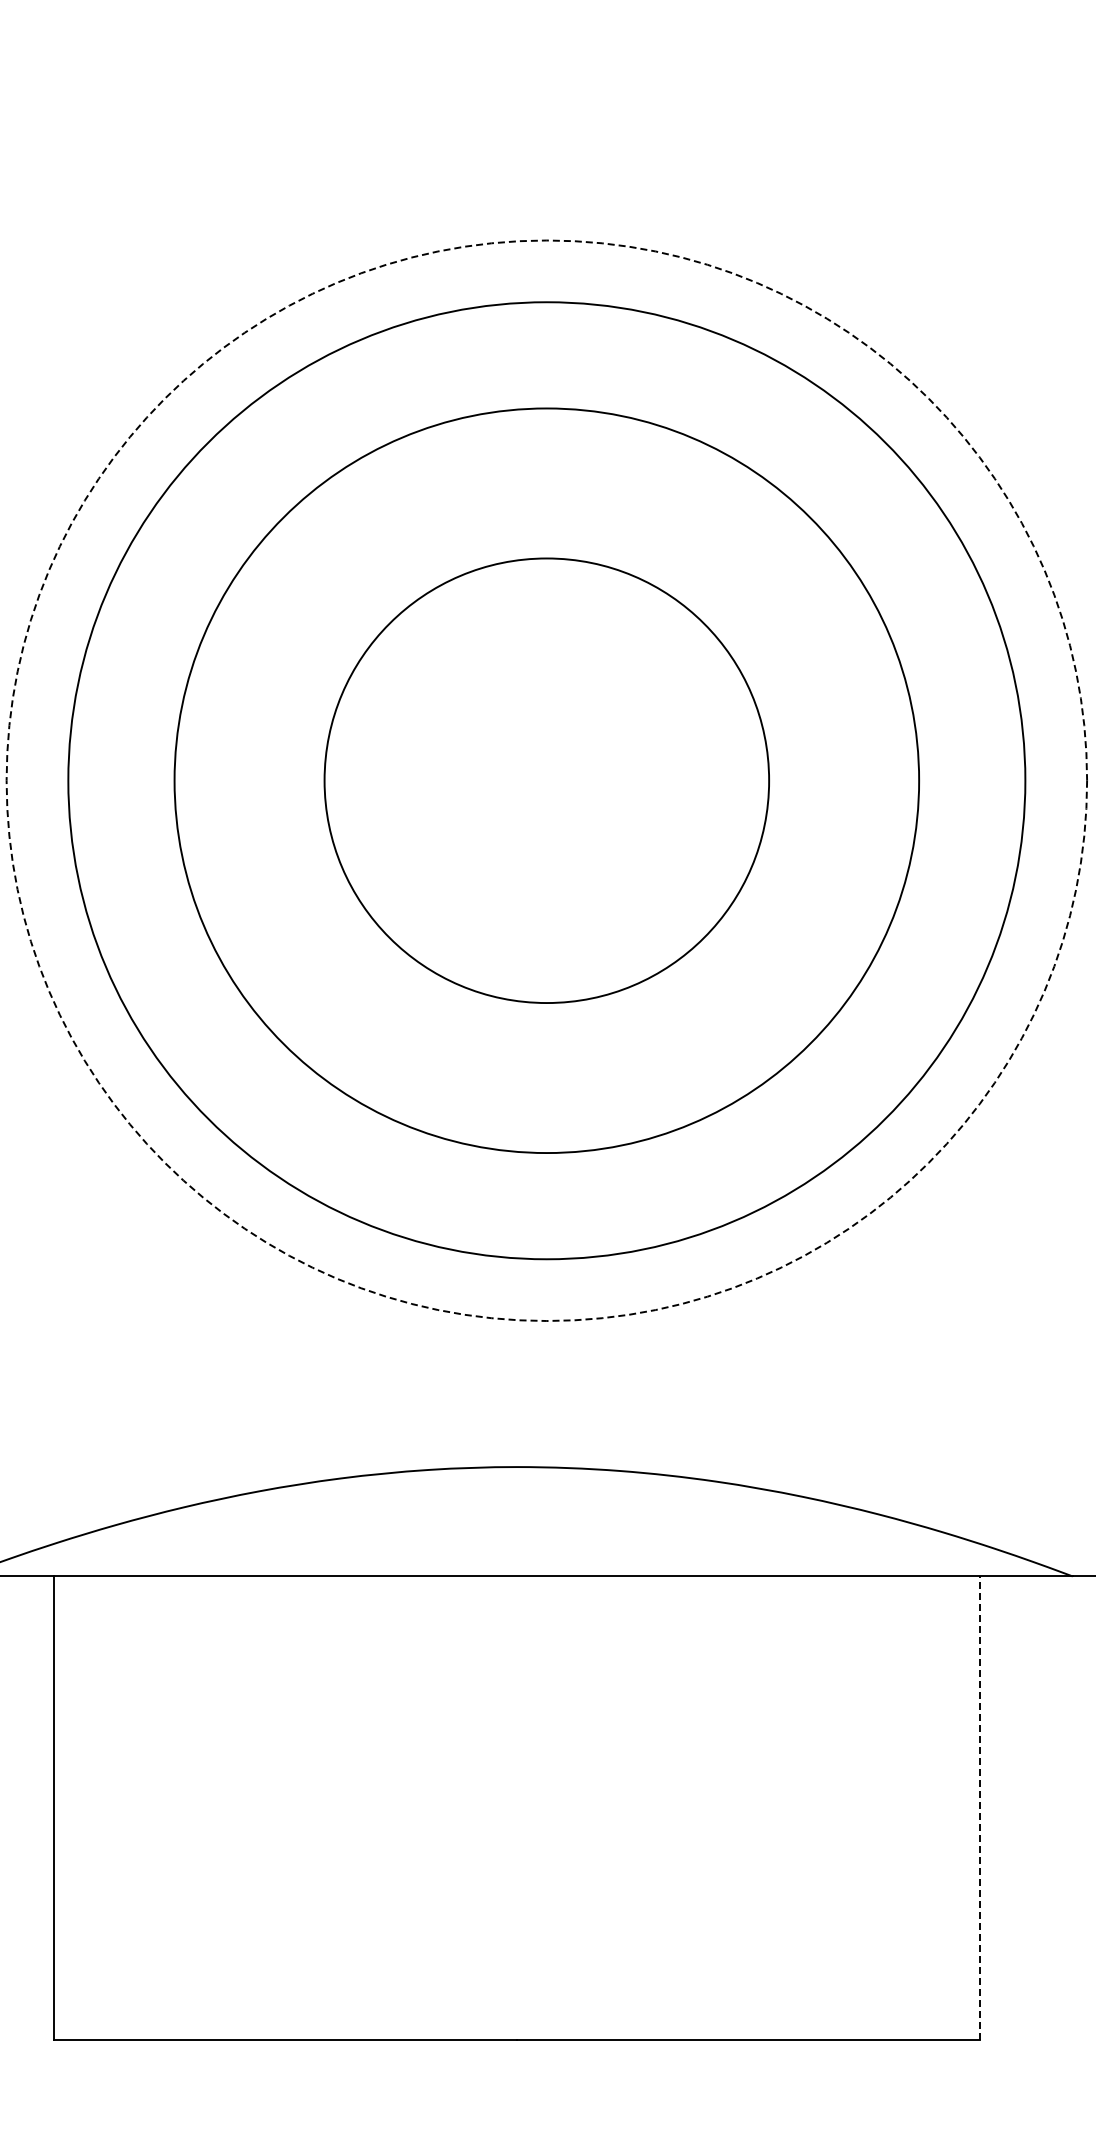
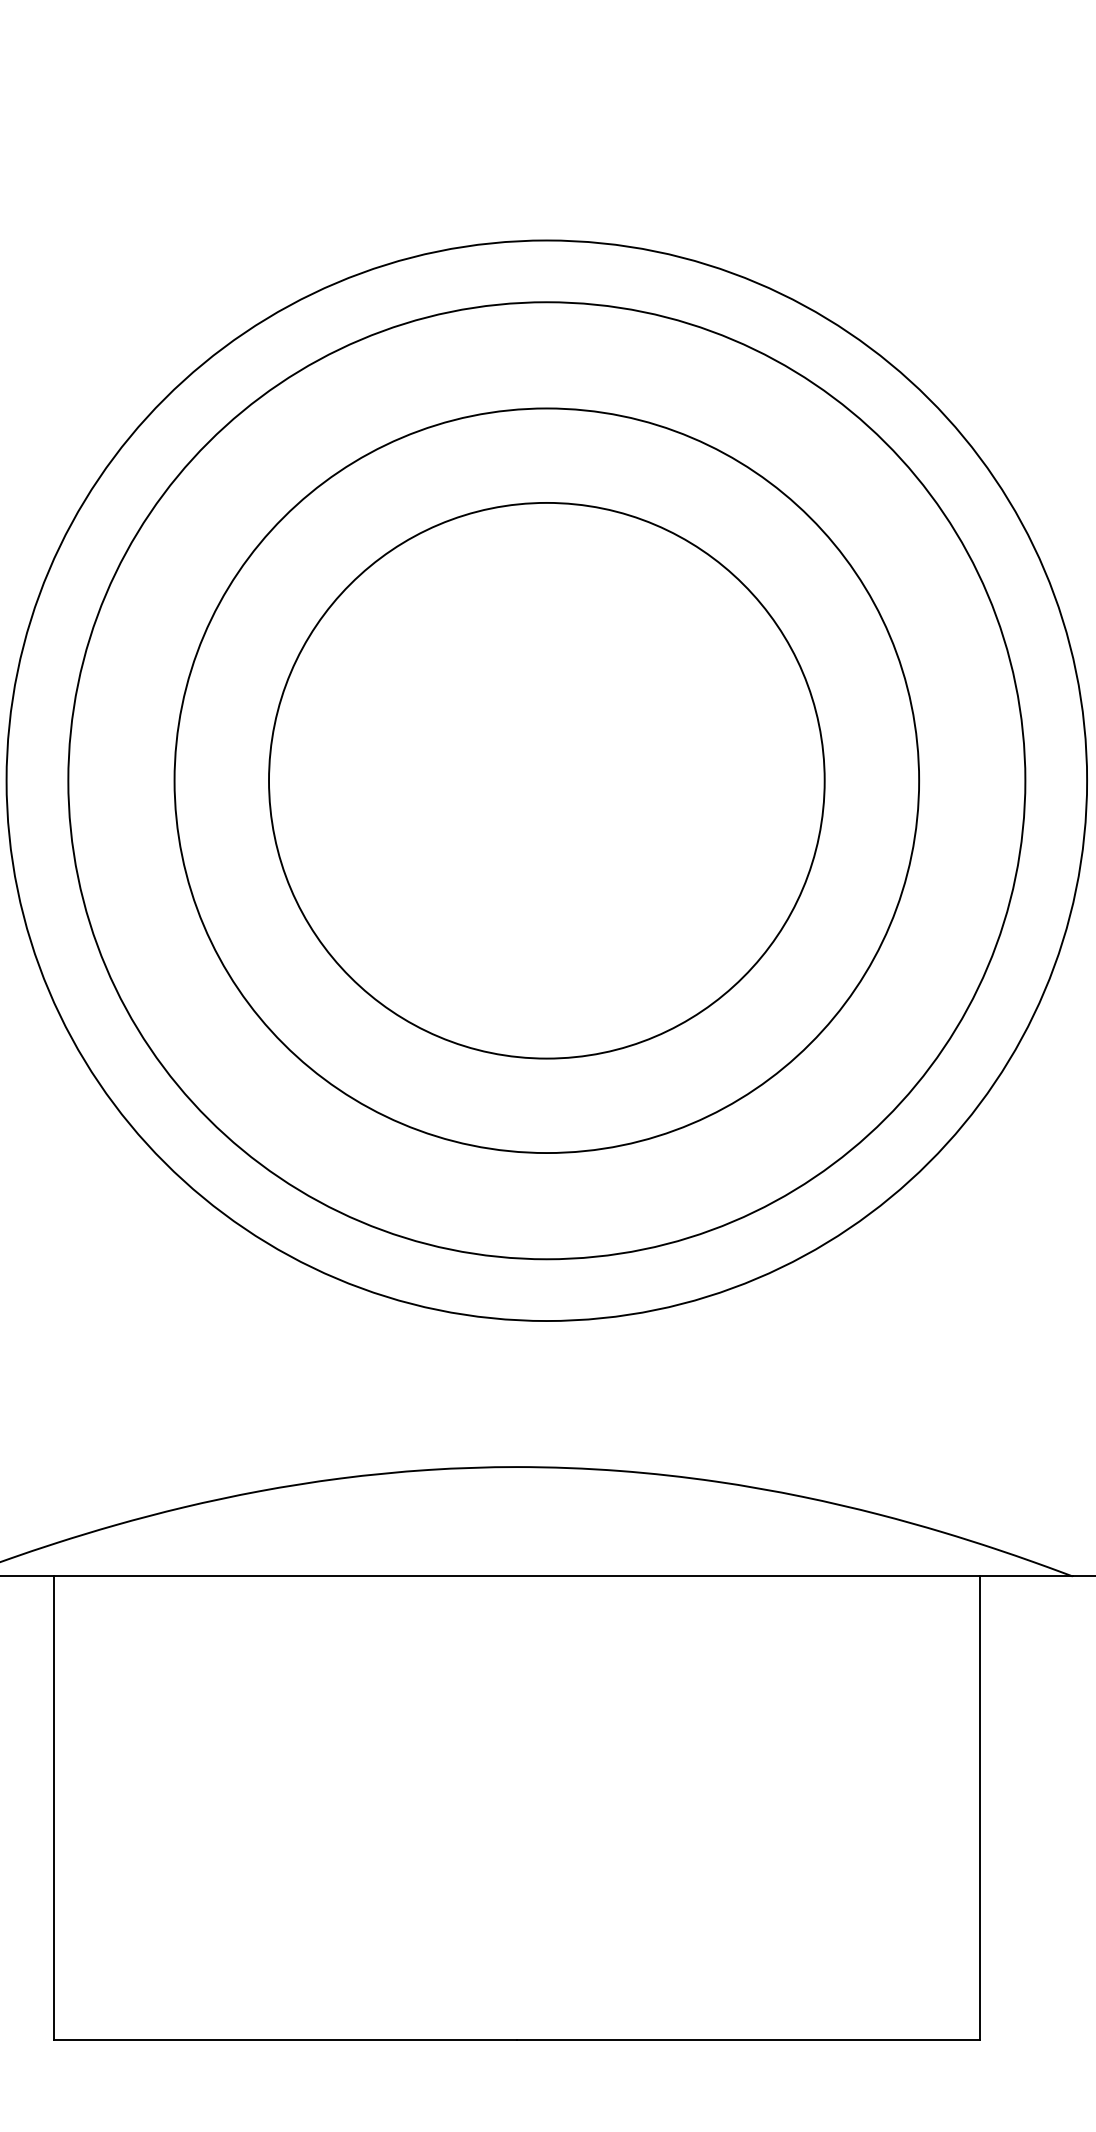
circle diameter: 445 px -> 556 px (546, 780)
circle: dashed -> solid (546, 780)
line: dashed -> solid (980, 1807)
